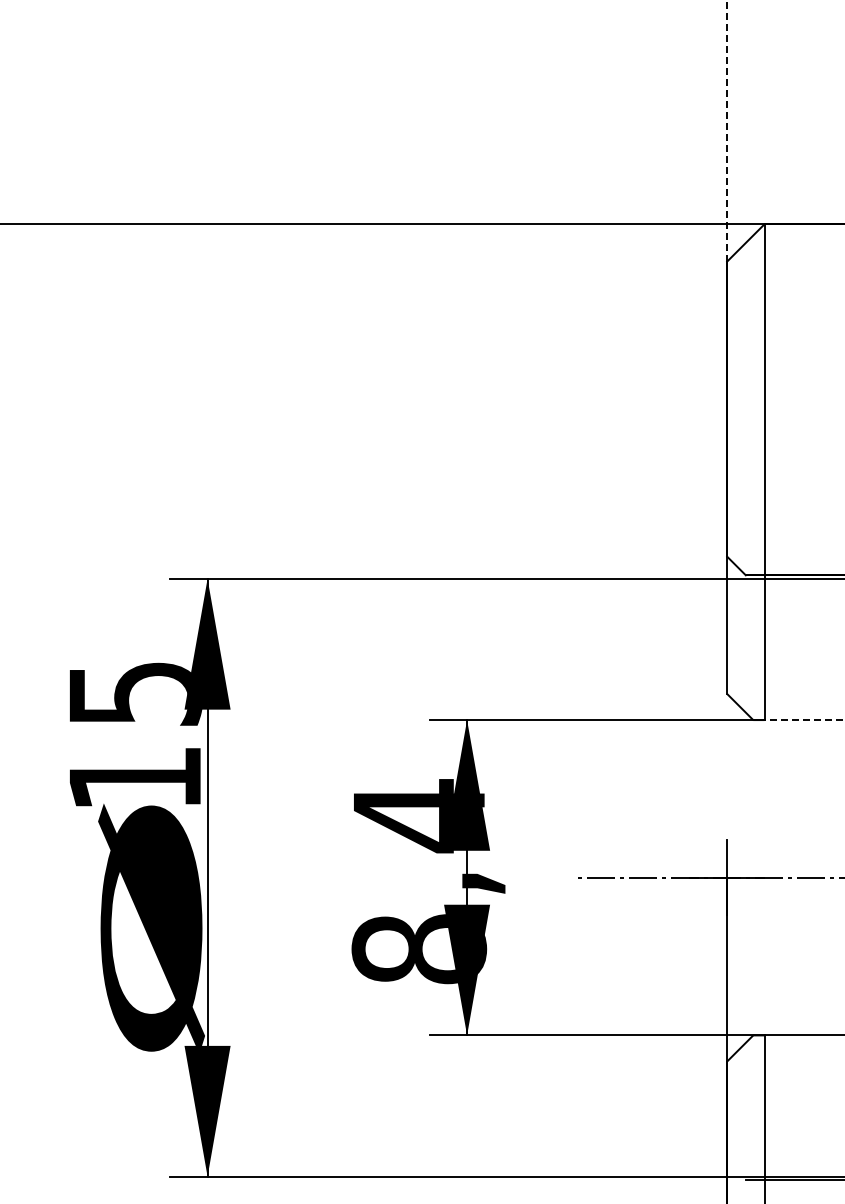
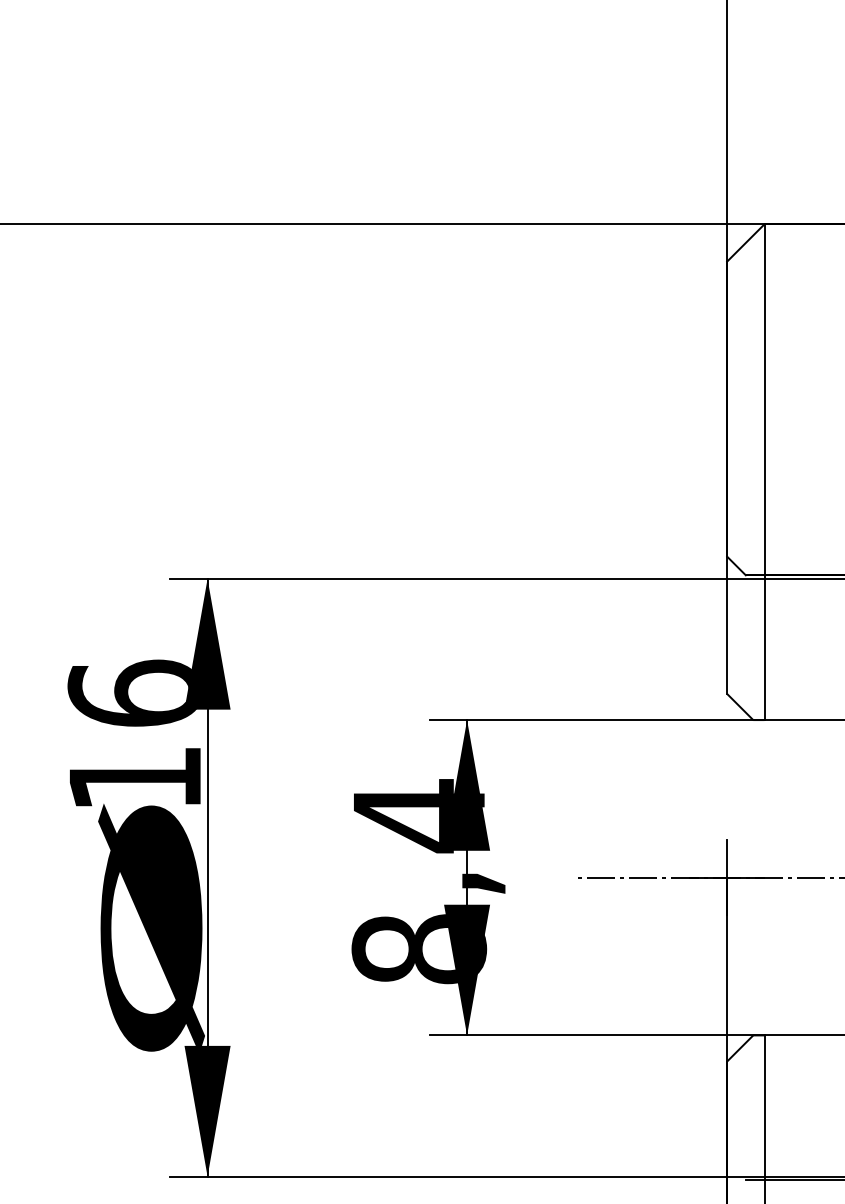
line: dashed -> solid (727, 130)
text: 15 -> 16 (134, 692)
line: dashed -> solid (804, 720)
